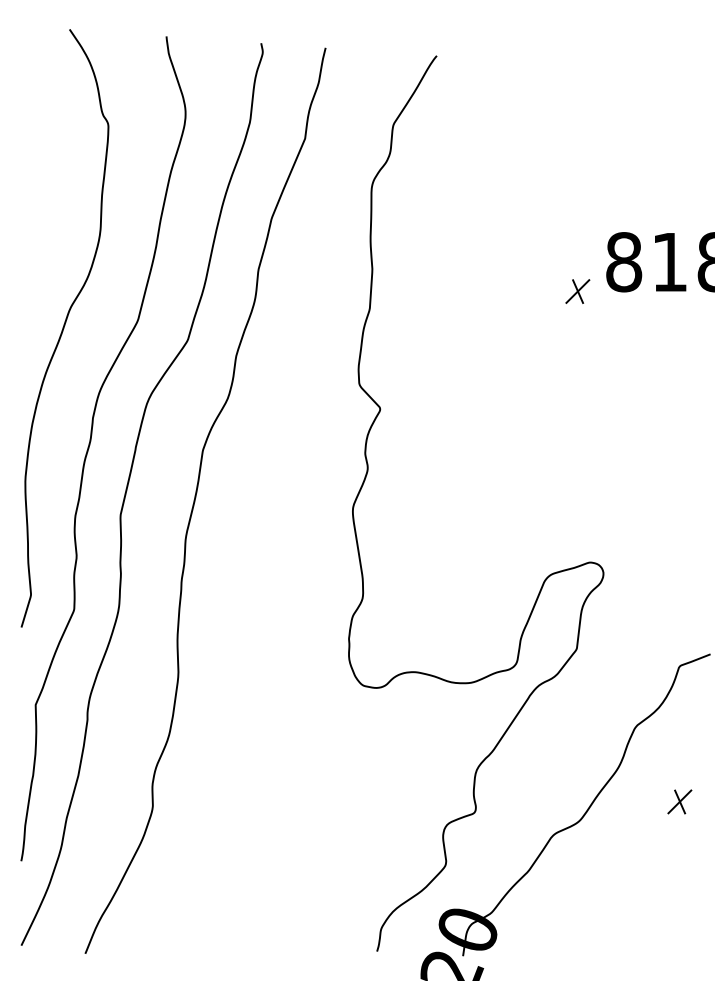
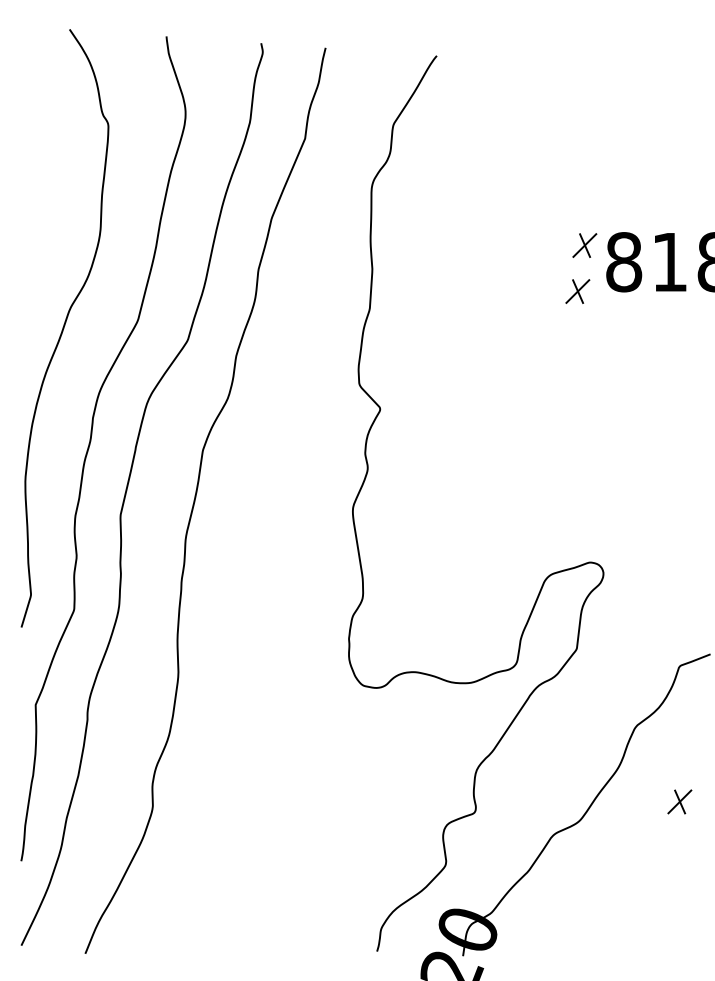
part: none -> present (584, 245)
